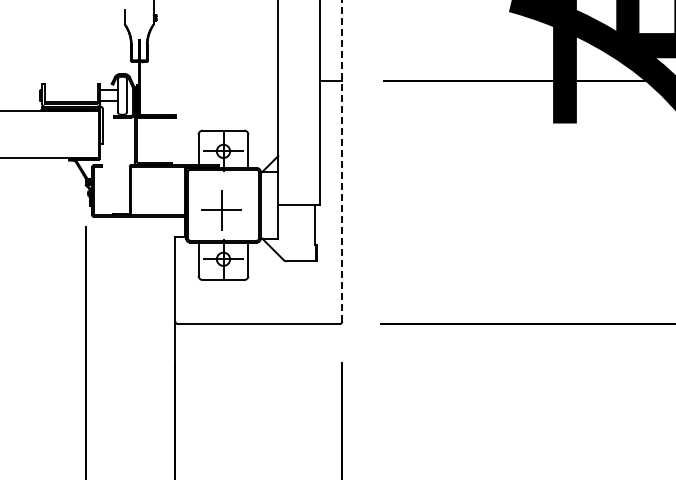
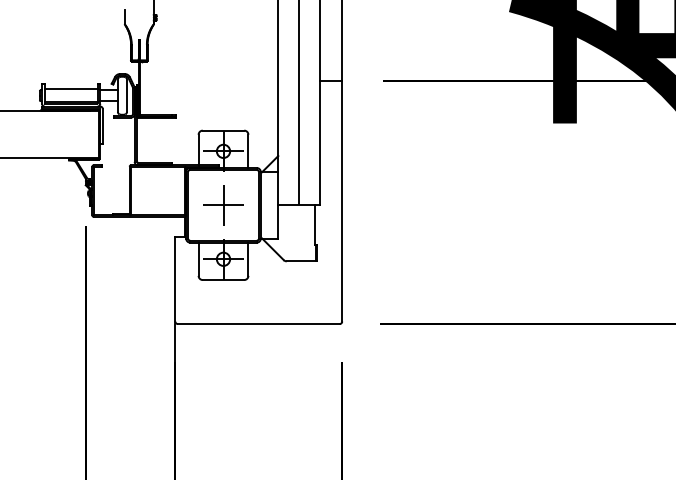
line: none -> present (70, 89)
line: none -> present (299, 103)
line: dashed -> solid (342, 160)
part position: (221, 210) -> (223, 205) (223, 205)
